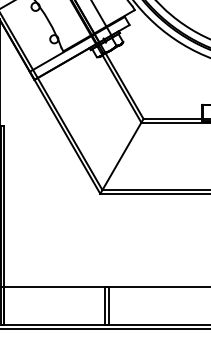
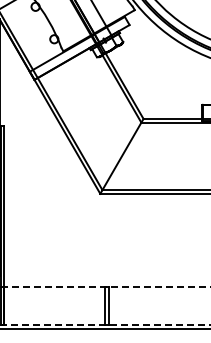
line: solid -> dashed (107, 287)
line: solid -> dashed (105, 324)
